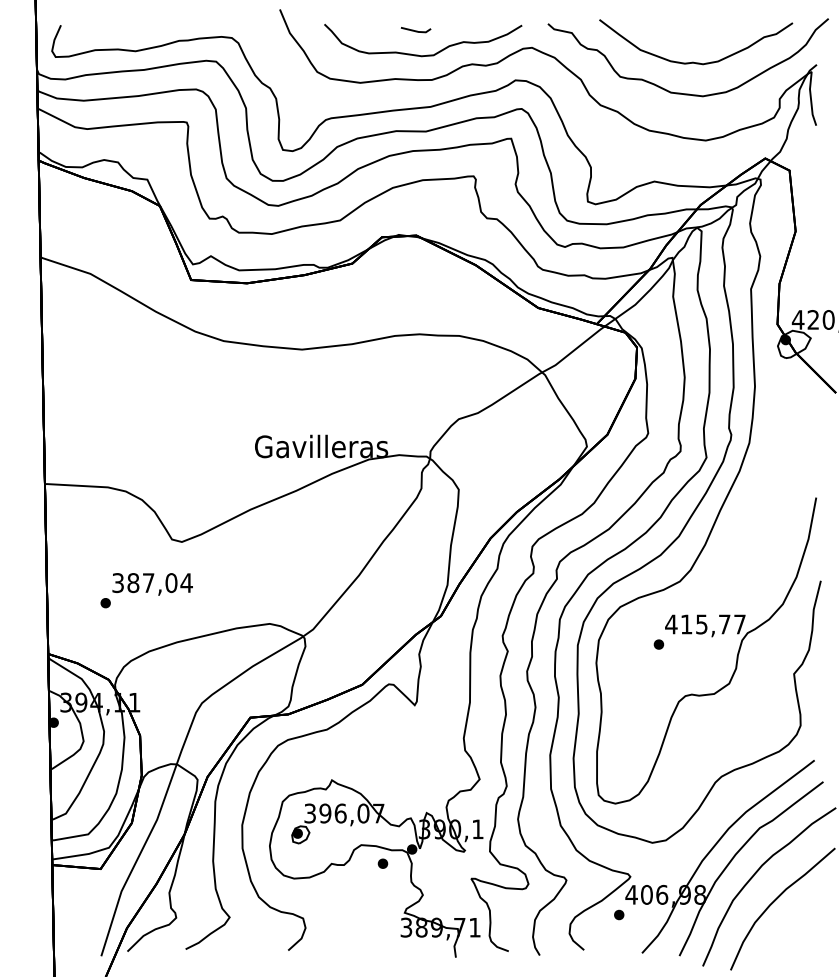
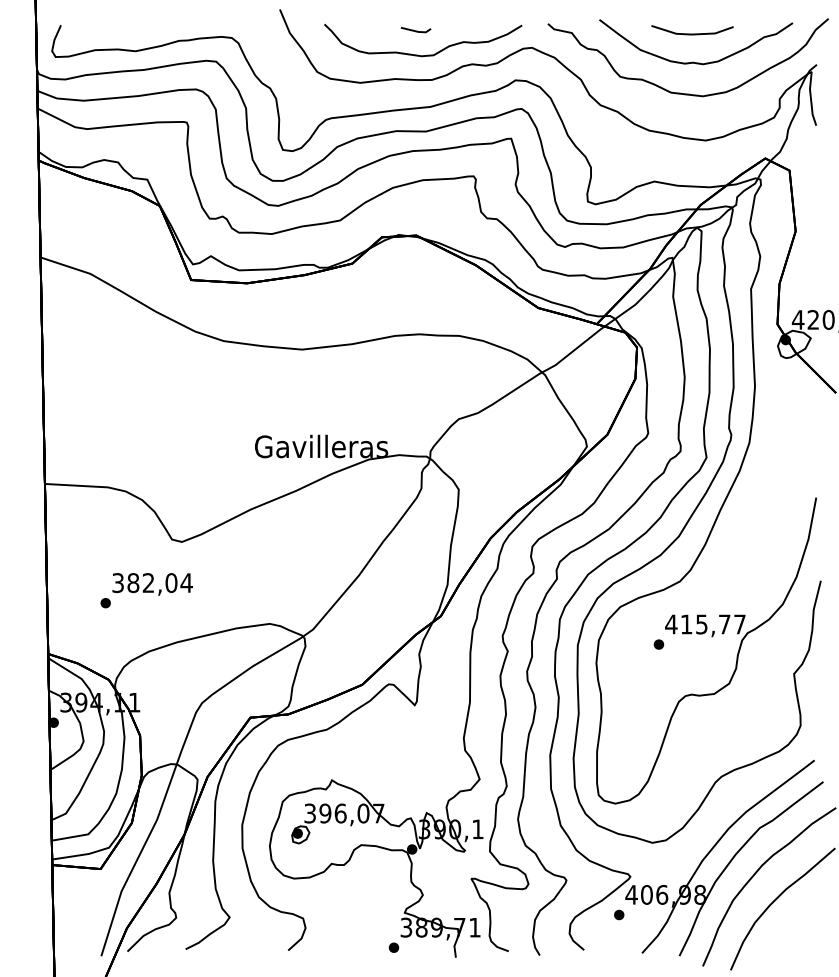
part: none -> present (692, 30)
text: 387,04 -> 382,04 (148, 582)
part position: (382, 863) -> (393, 947) (393, 947)
